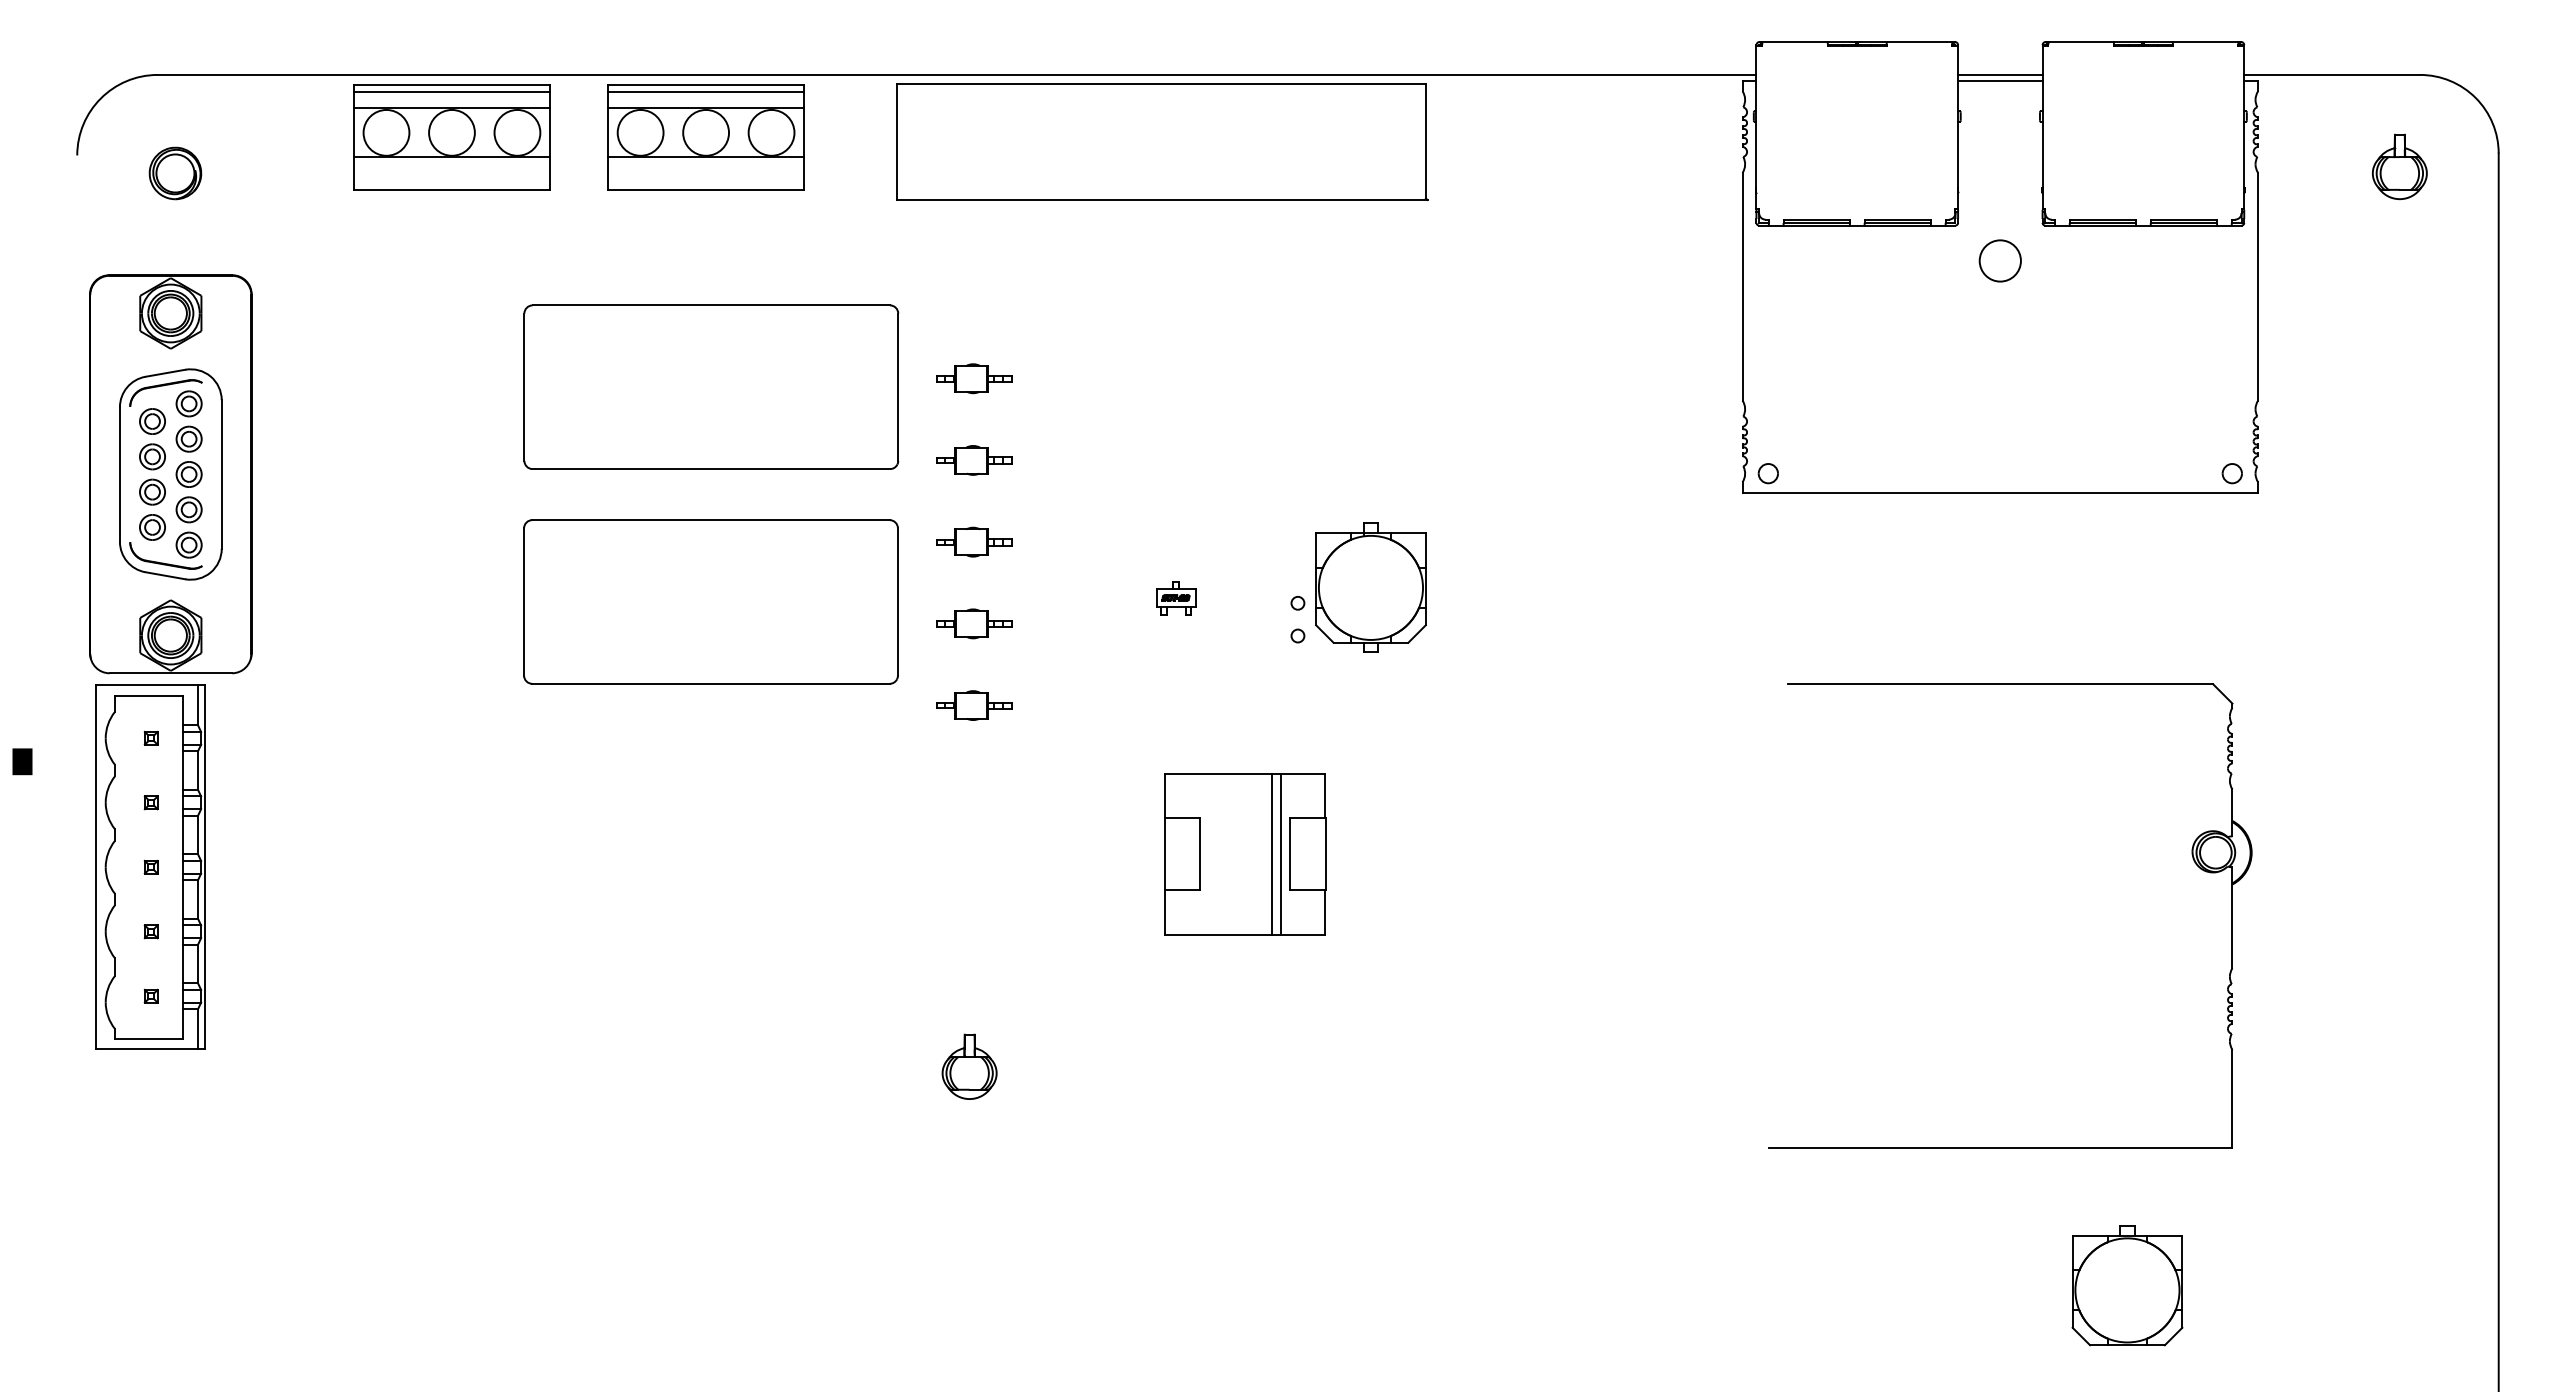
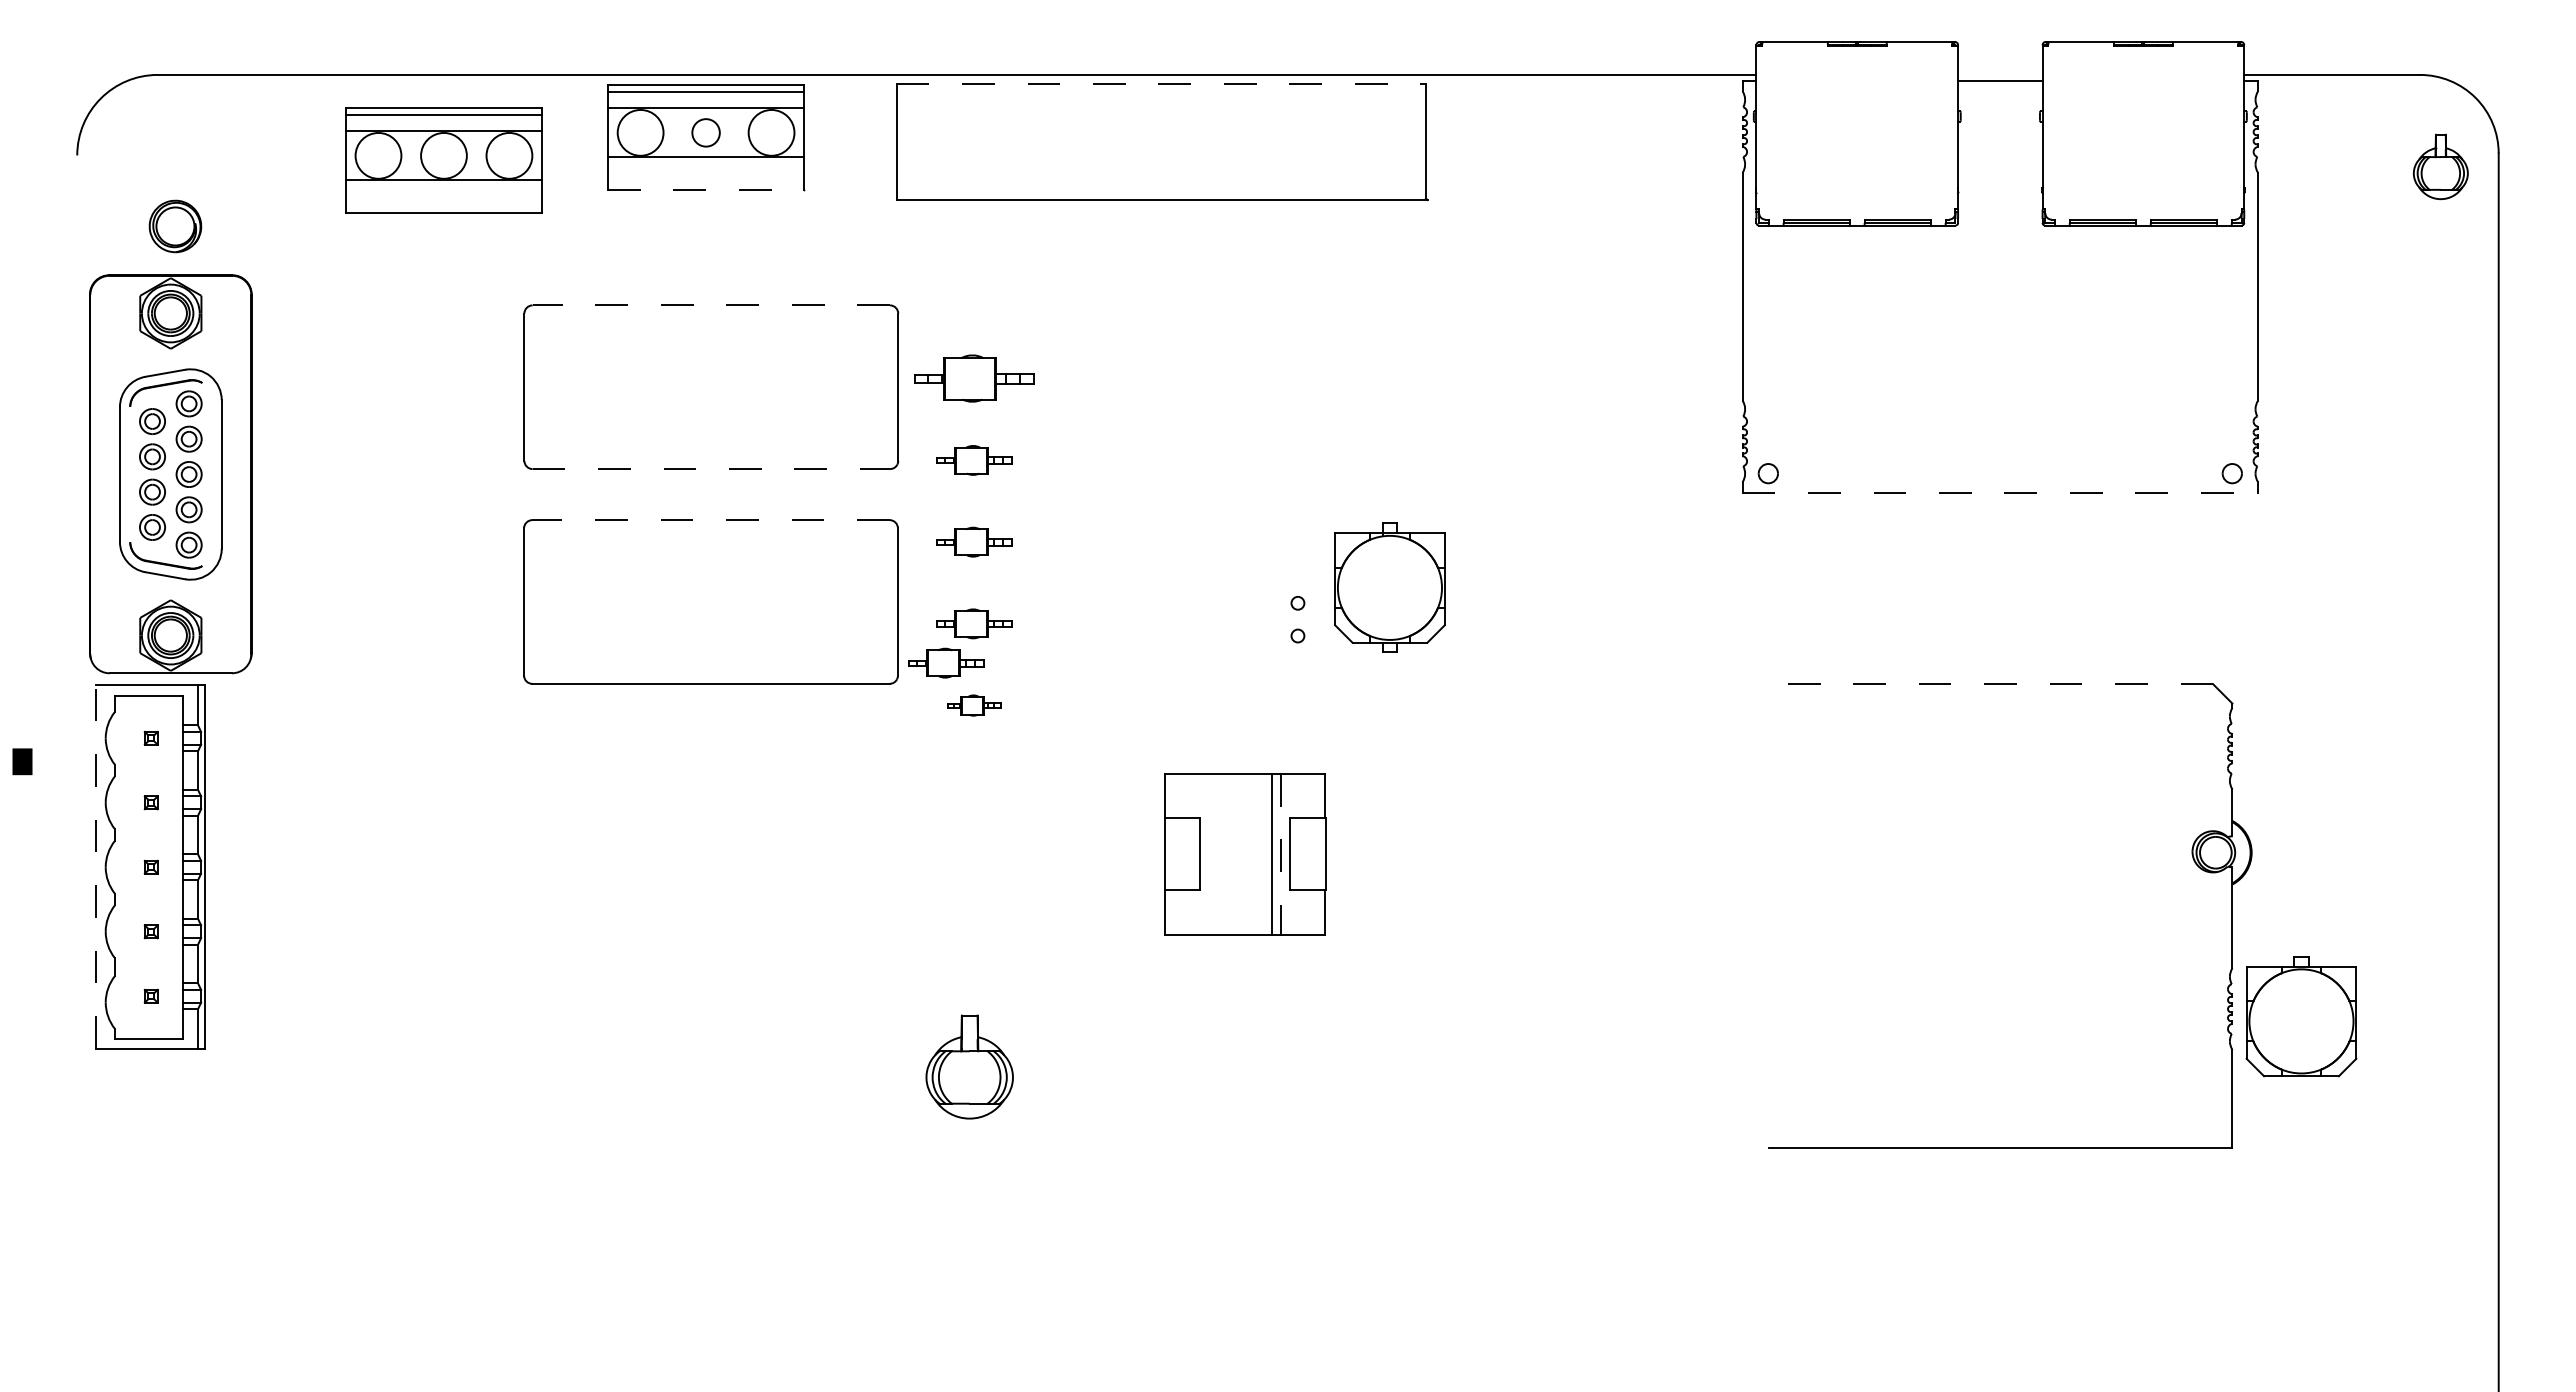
line: present -> none (2000, 74)
line: solid -> dashed (1161, 84)
circle diameter: 46 px -> 27 px (705, 132)
part position: (451, 137) -> (443, 160) (443, 160)
part position: (2399, 166) -> (2440, 166) (2440, 166)
part position: (175, 173) -> (175, 226) (175, 226)
line: solid -> dashed (706, 190)
part: present -> none (1999, 260)
line: solid -> dashed (711, 305)
part size: 77x32 px -> 121x49 px (974, 378)
line: solid -> dashed (711, 469)
line: solid -> dashed (2000, 492)
line: solid -> dashed (711, 520)
part position: (1370, 587) -> (1389, 587) (1389, 587)
part: present -> none (1176, 598)
part: none -> present (946, 662)
line: solid -> dashed (2000, 684)
part size: 77x31 px -> 55x23 px (974, 705)
line: solid -> dashed (1281, 854)
line: solid -> dashed (95, 867)
part size: 57x67 px -> 89x106 px (969, 1066)
part position: (2127, 1285) -> (2301, 1016) (2301, 1016)
